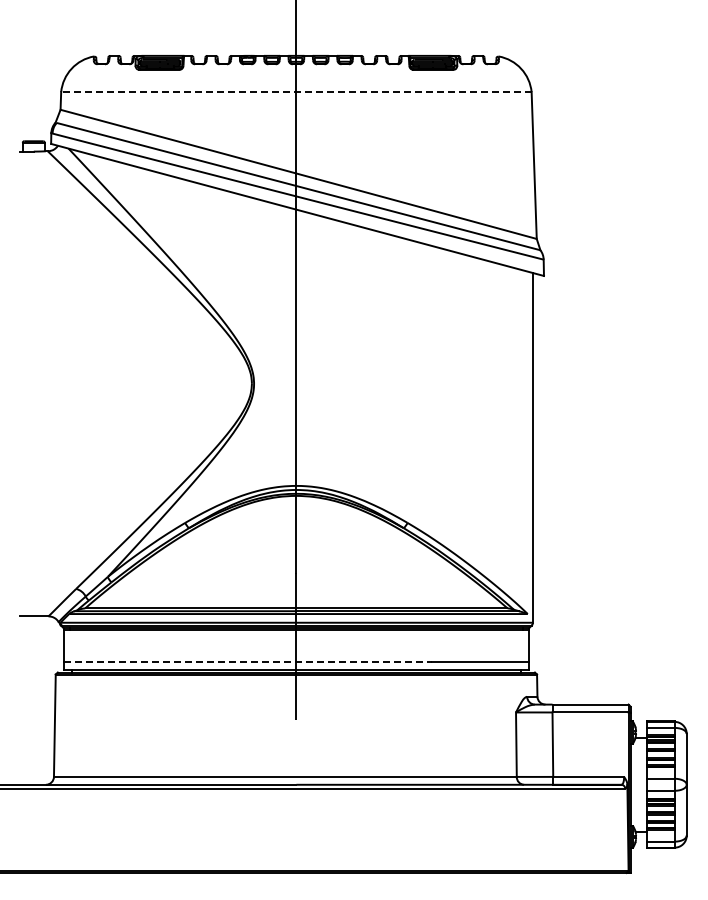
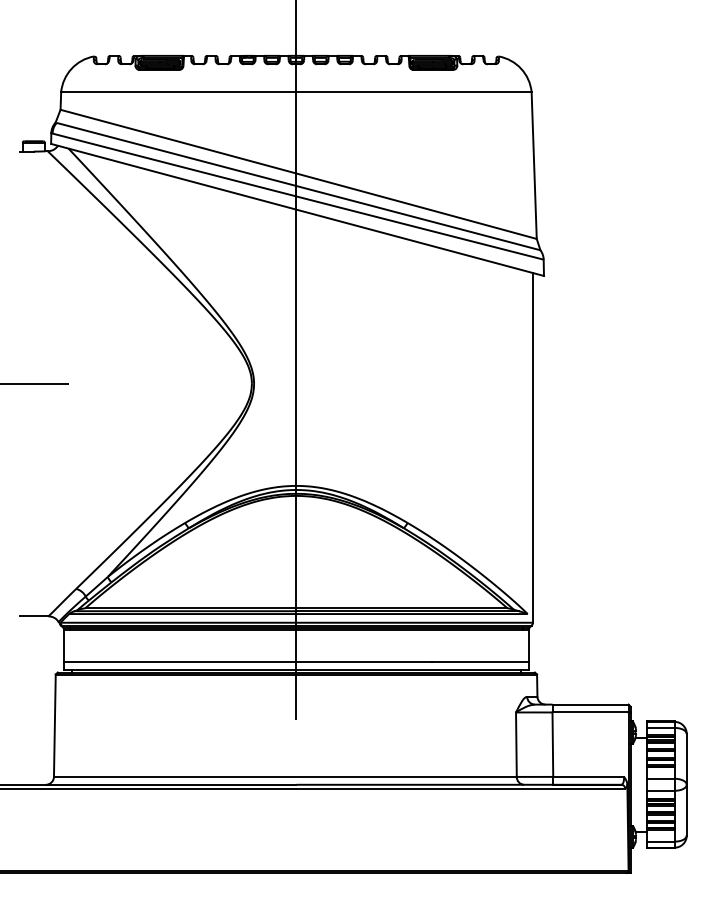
line: dashed -> solid (295, 92)
line: none -> present (35, 383)
line: dashed -> solid (248, 662)
